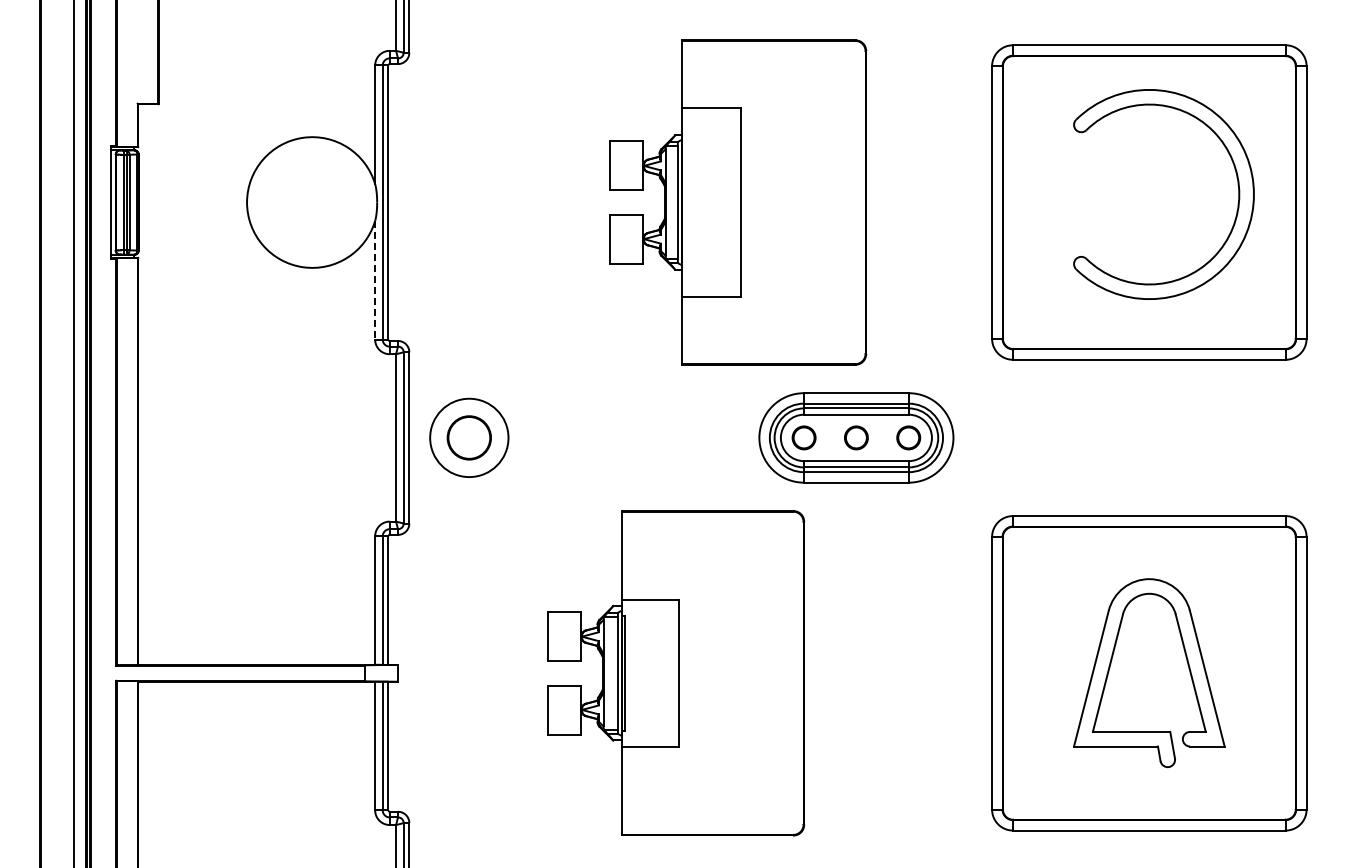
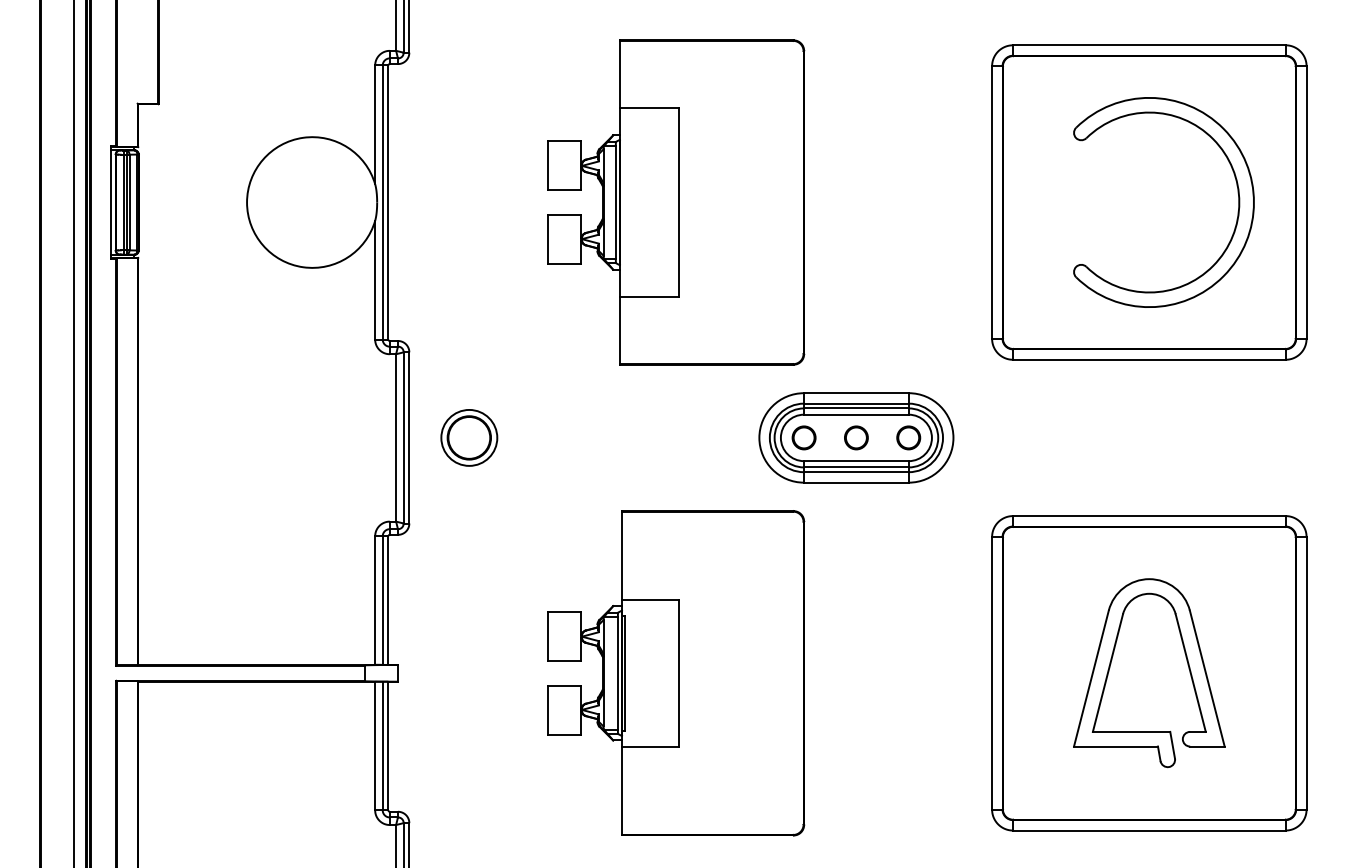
part position: (1237, 185) -> (1237, 193) (1237, 193)
part position: (738, 202) -> (676, 202) (676, 202)
line: dashed -> solid (375, 280)
circle diameter: 78 px -> 56 px (469, 437)
